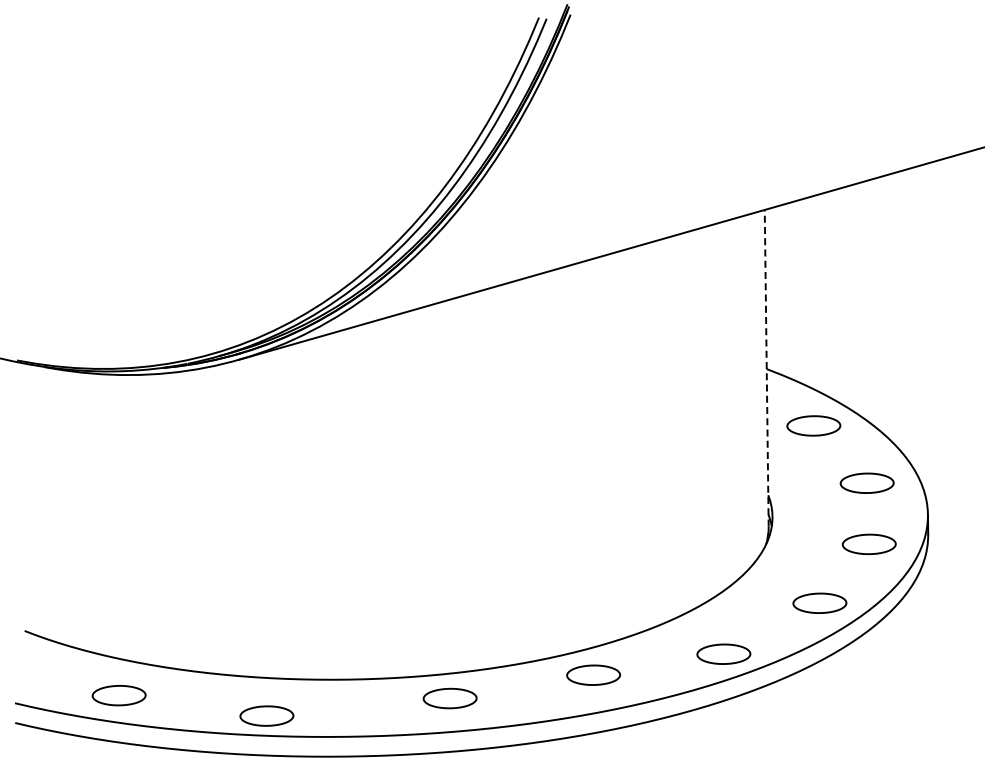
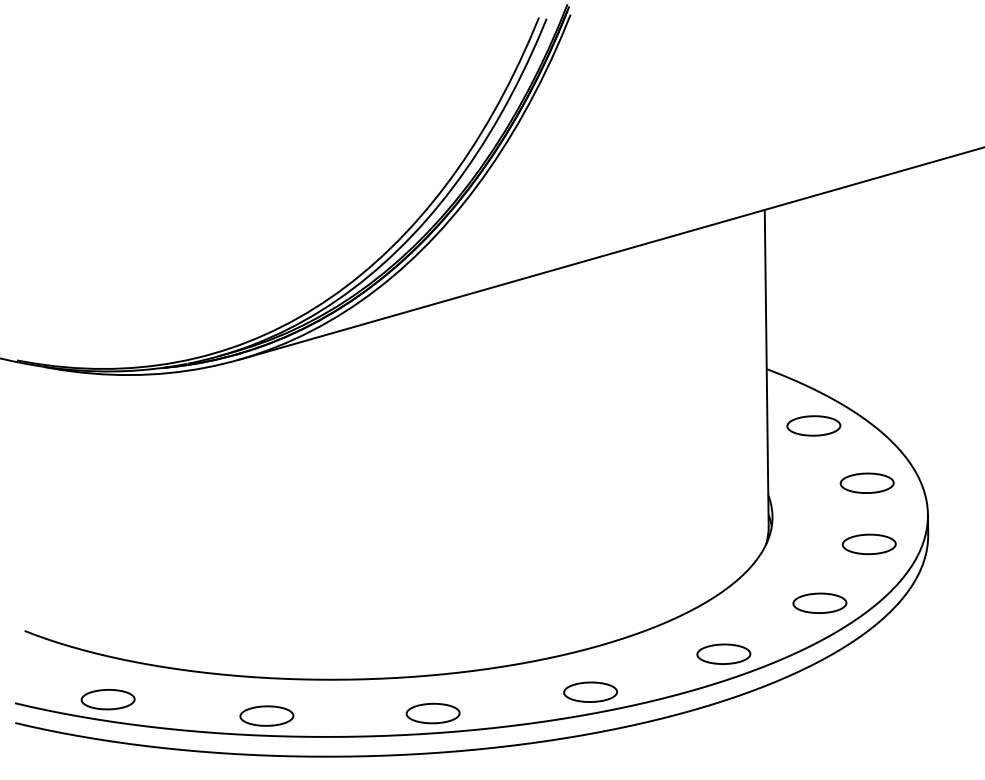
line: dashed -> solid (766, 367)
part position: (593, 674) -> (590, 691) (590, 691)
part position: (118, 695) -> (107, 699) (107, 699)
part position: (449, 698) -> (432, 713) (432, 713)
